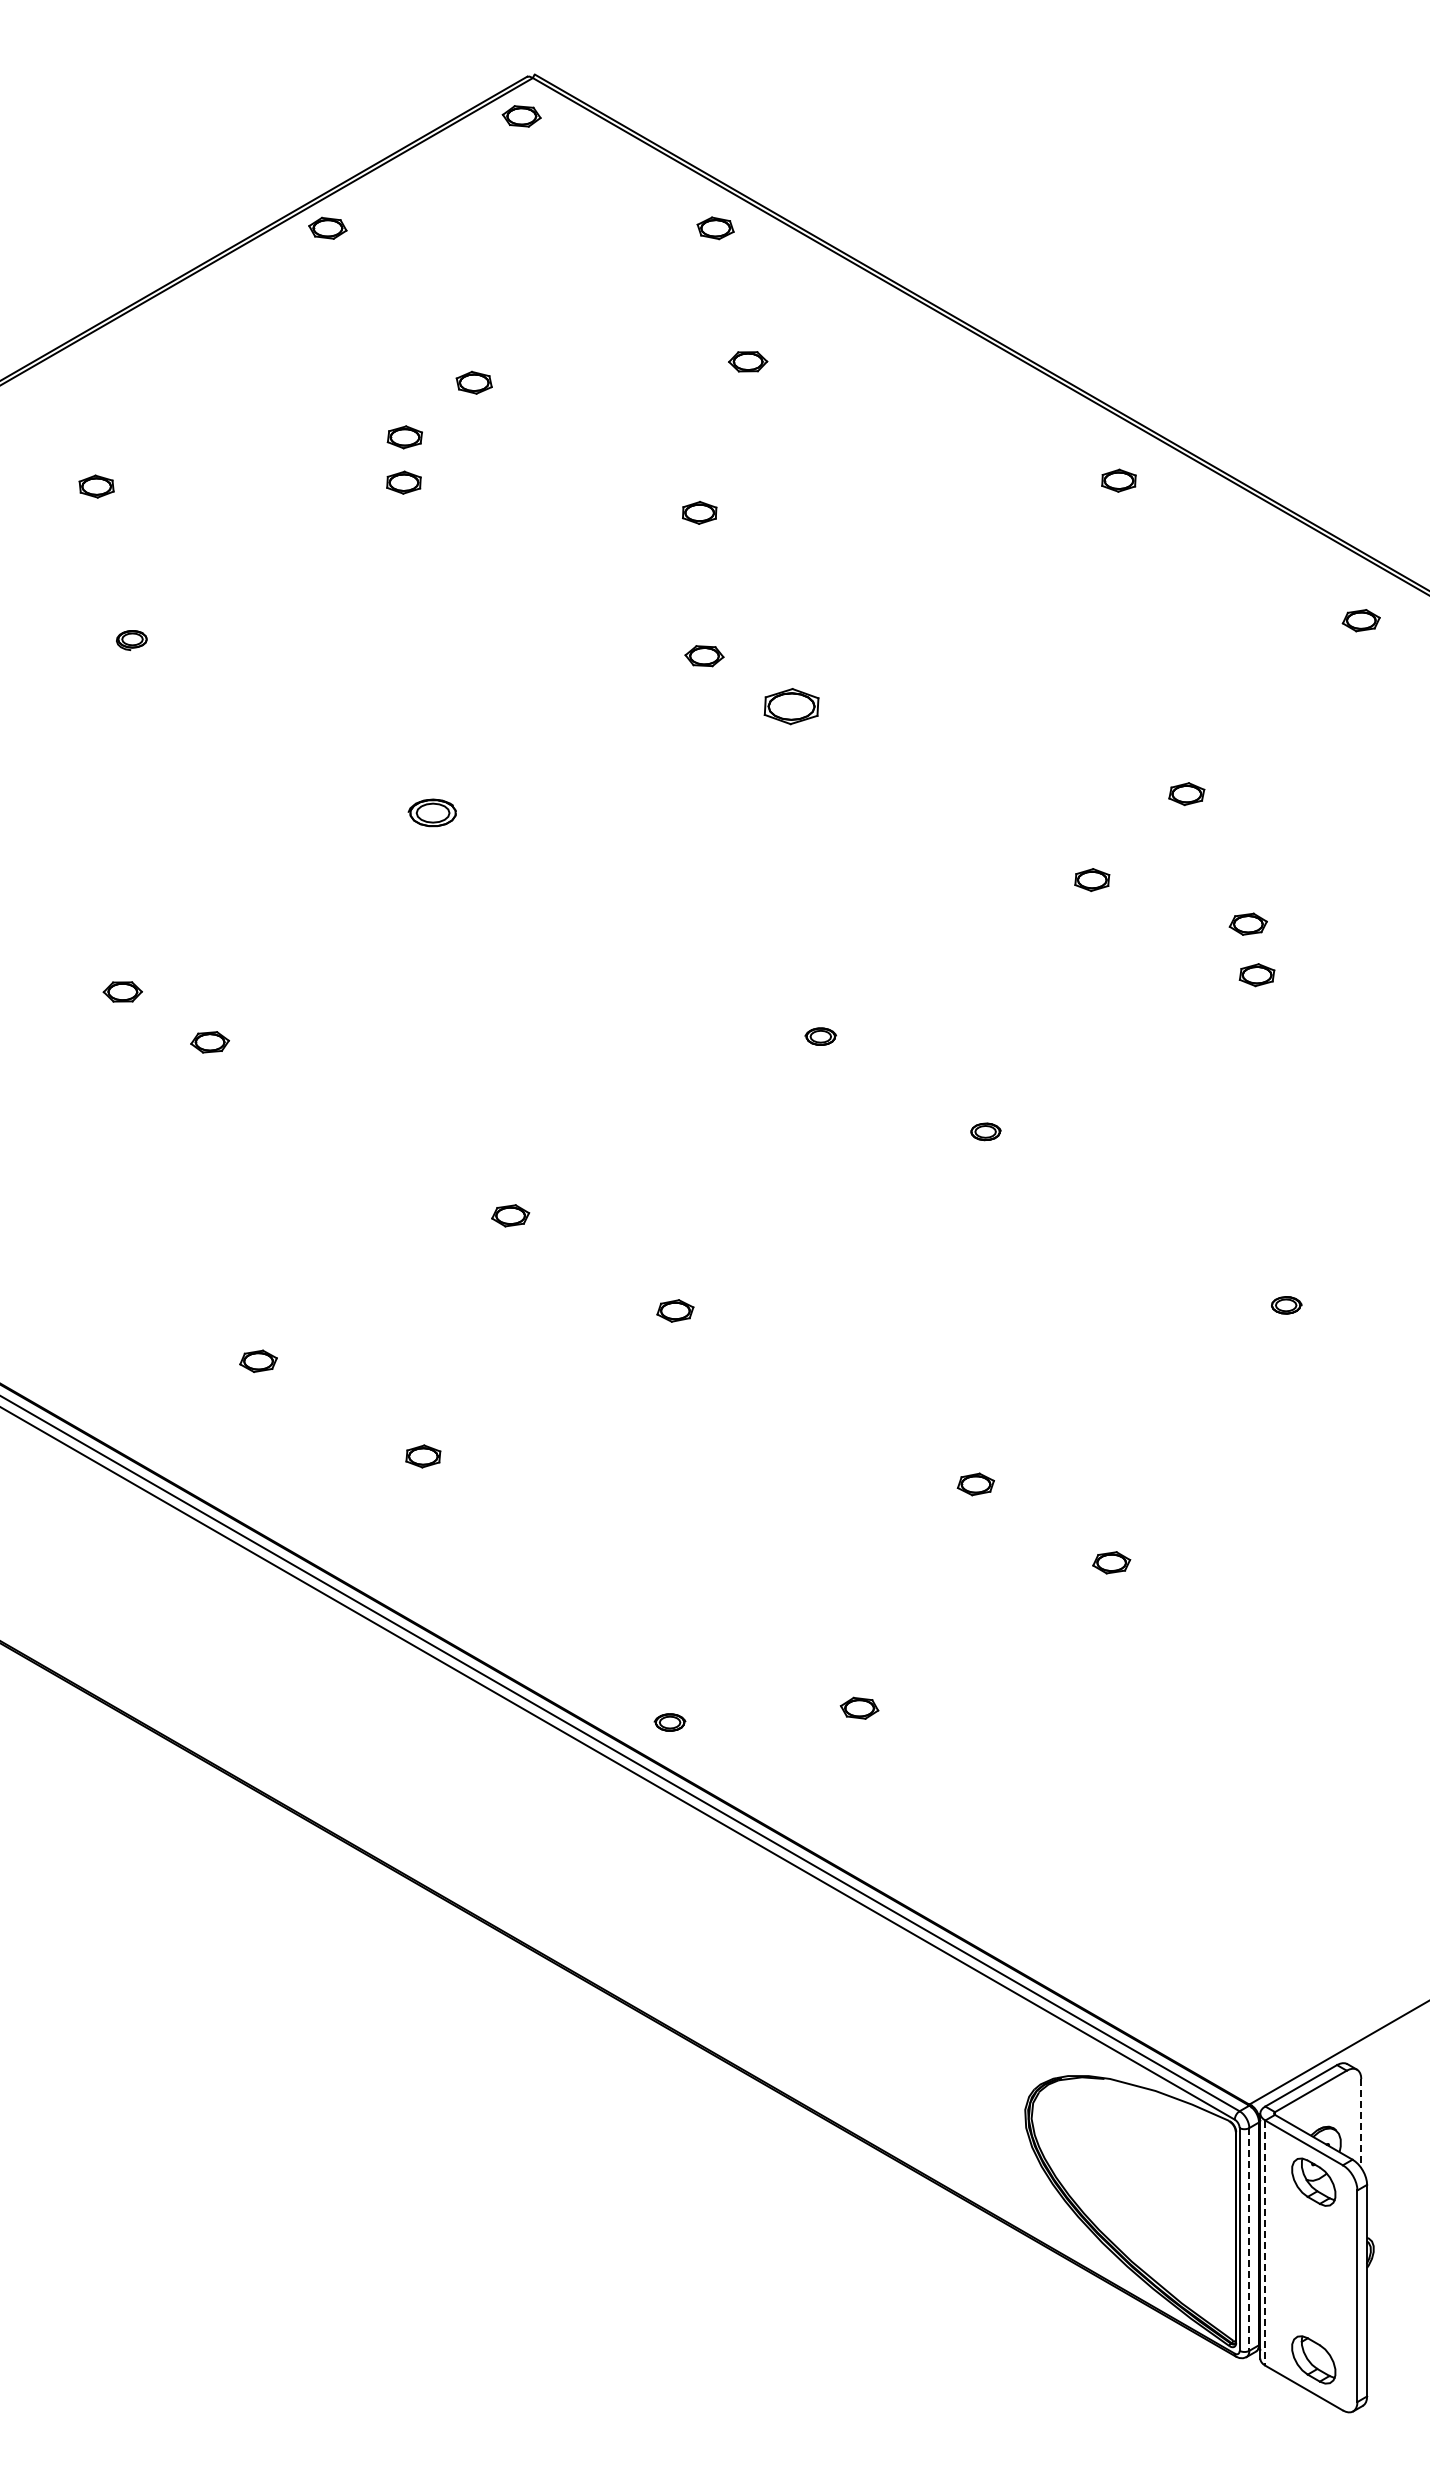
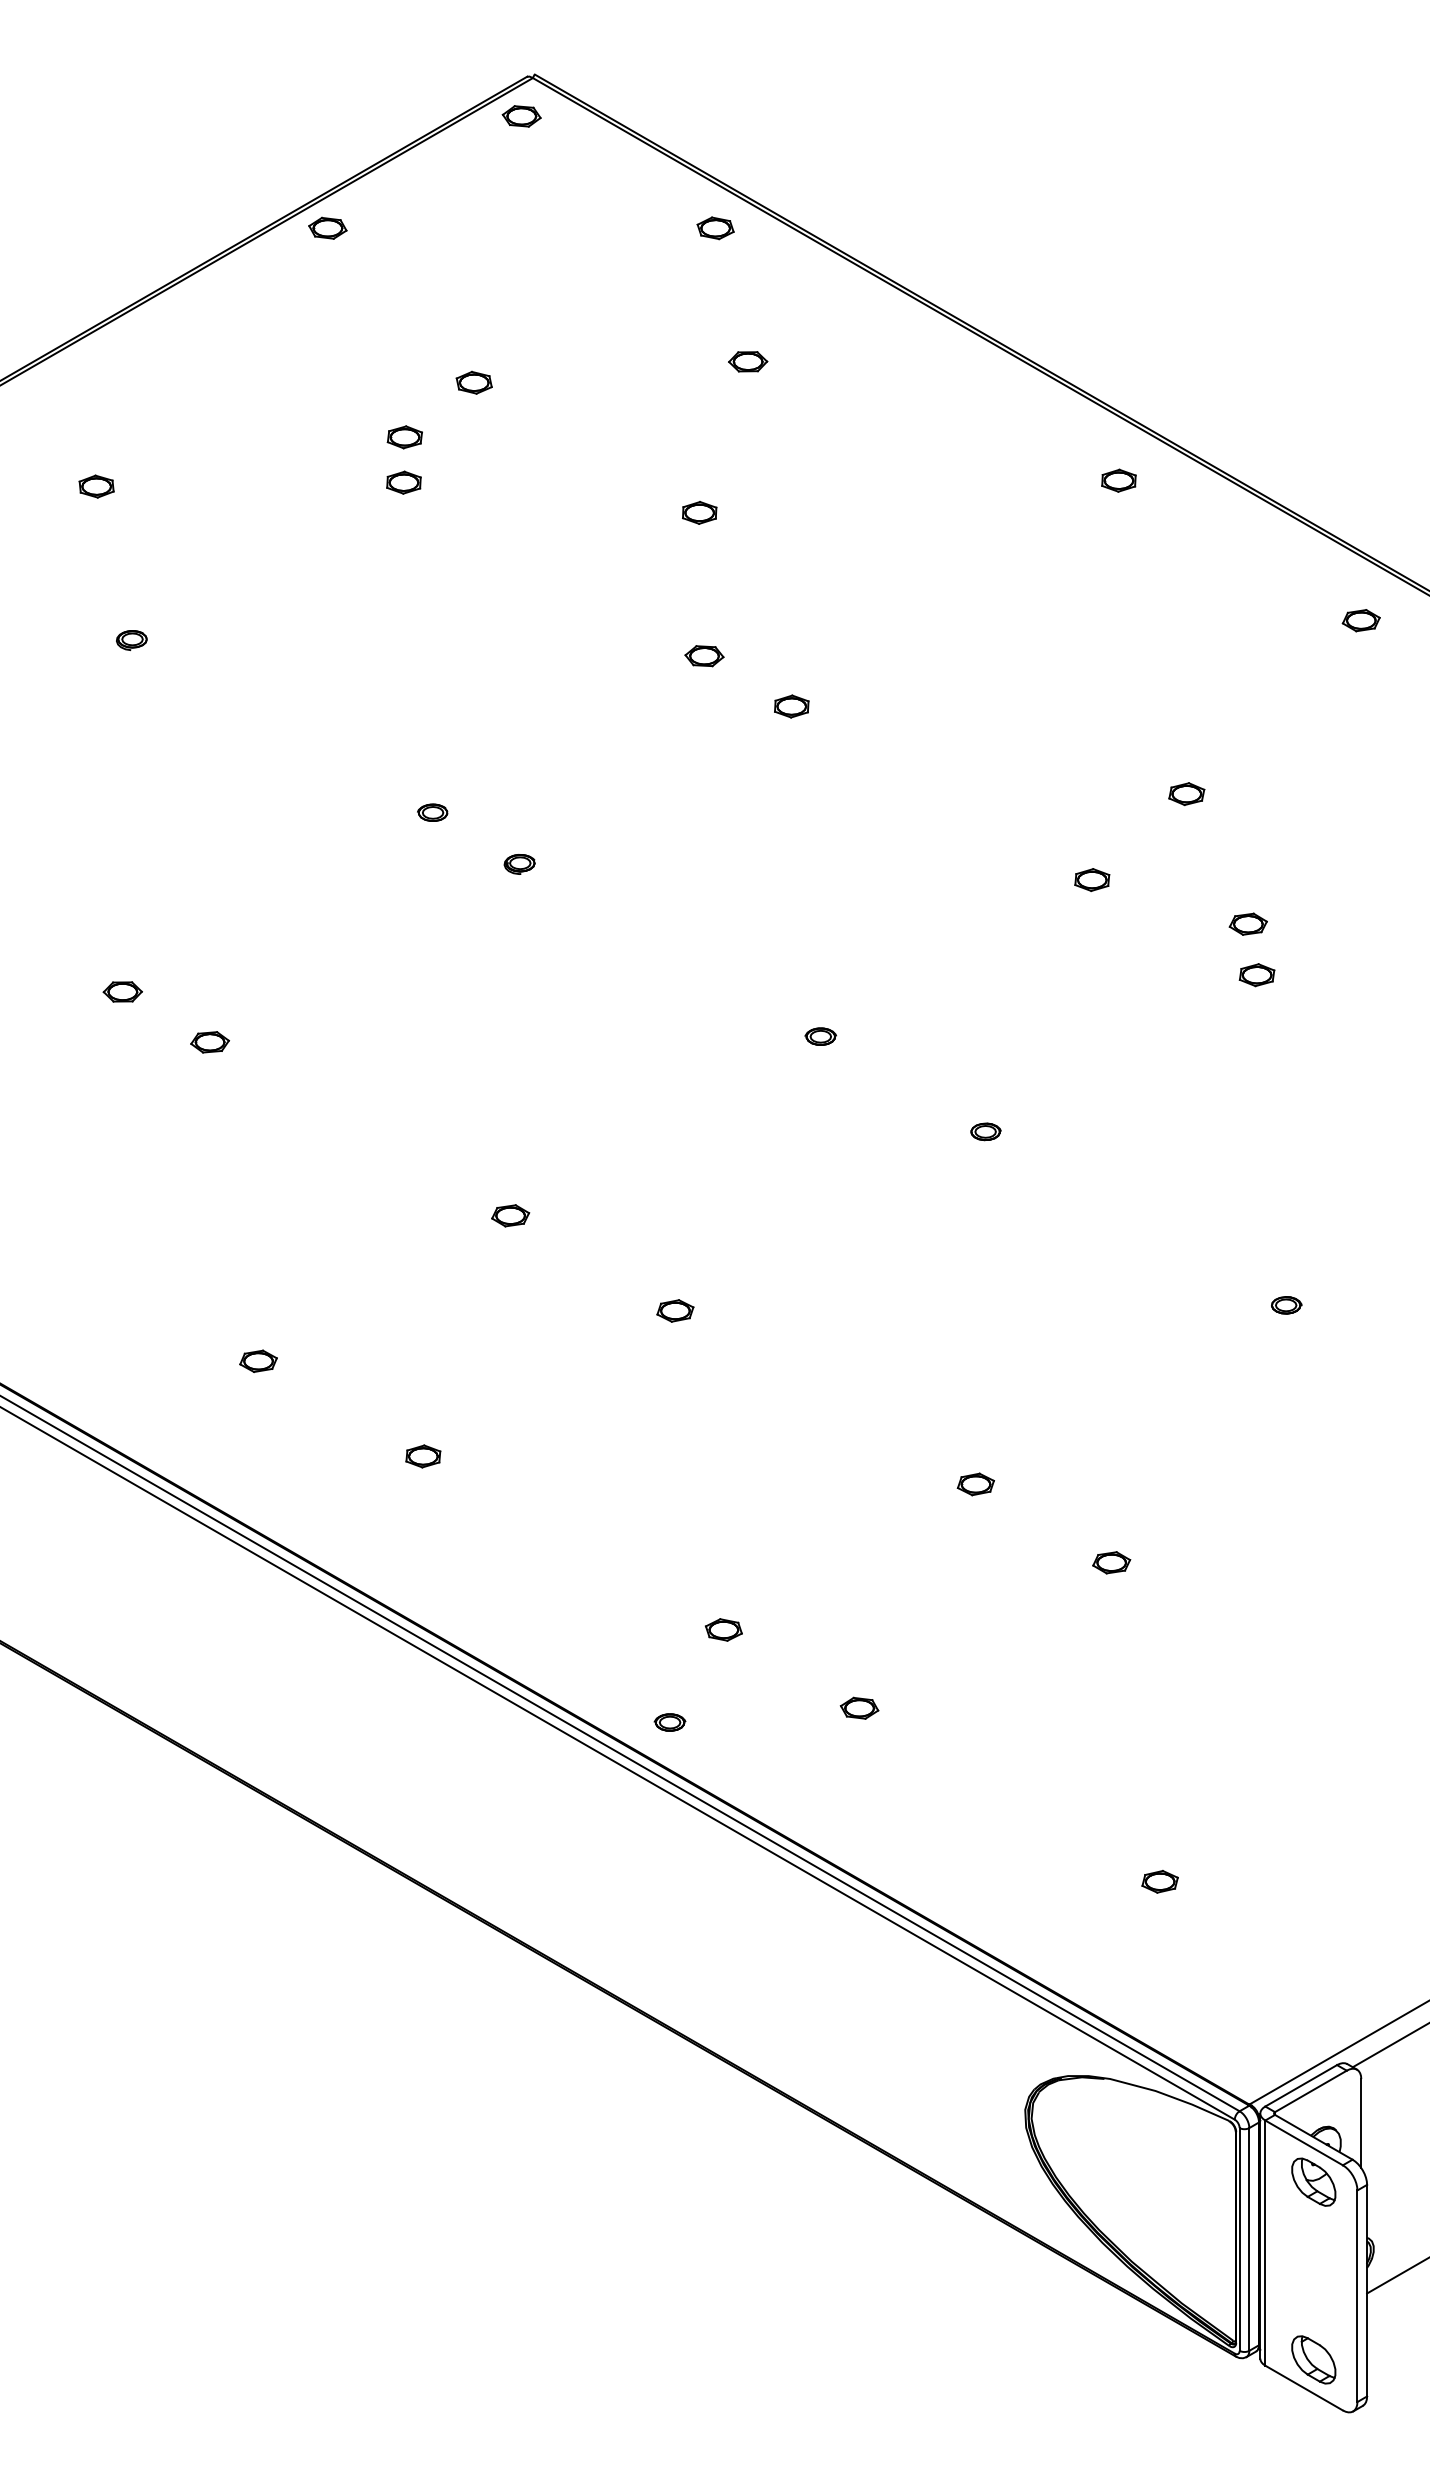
part size: 57x38 px -> 36x25 px (791, 706)
part size: 50x30 px -> 32x19 px (432, 812)
part: none -> present (519, 864)
part: none -> present (723, 1629)
part: none -> present (1159, 1881)
line: none -> present (1389, 2045)
line: dashed -> solid (1361, 2124)
line: dashed -> solid (1249, 2239)
line: dashed -> solid (1265, 2243)
line: none -> present (1396, 2275)
